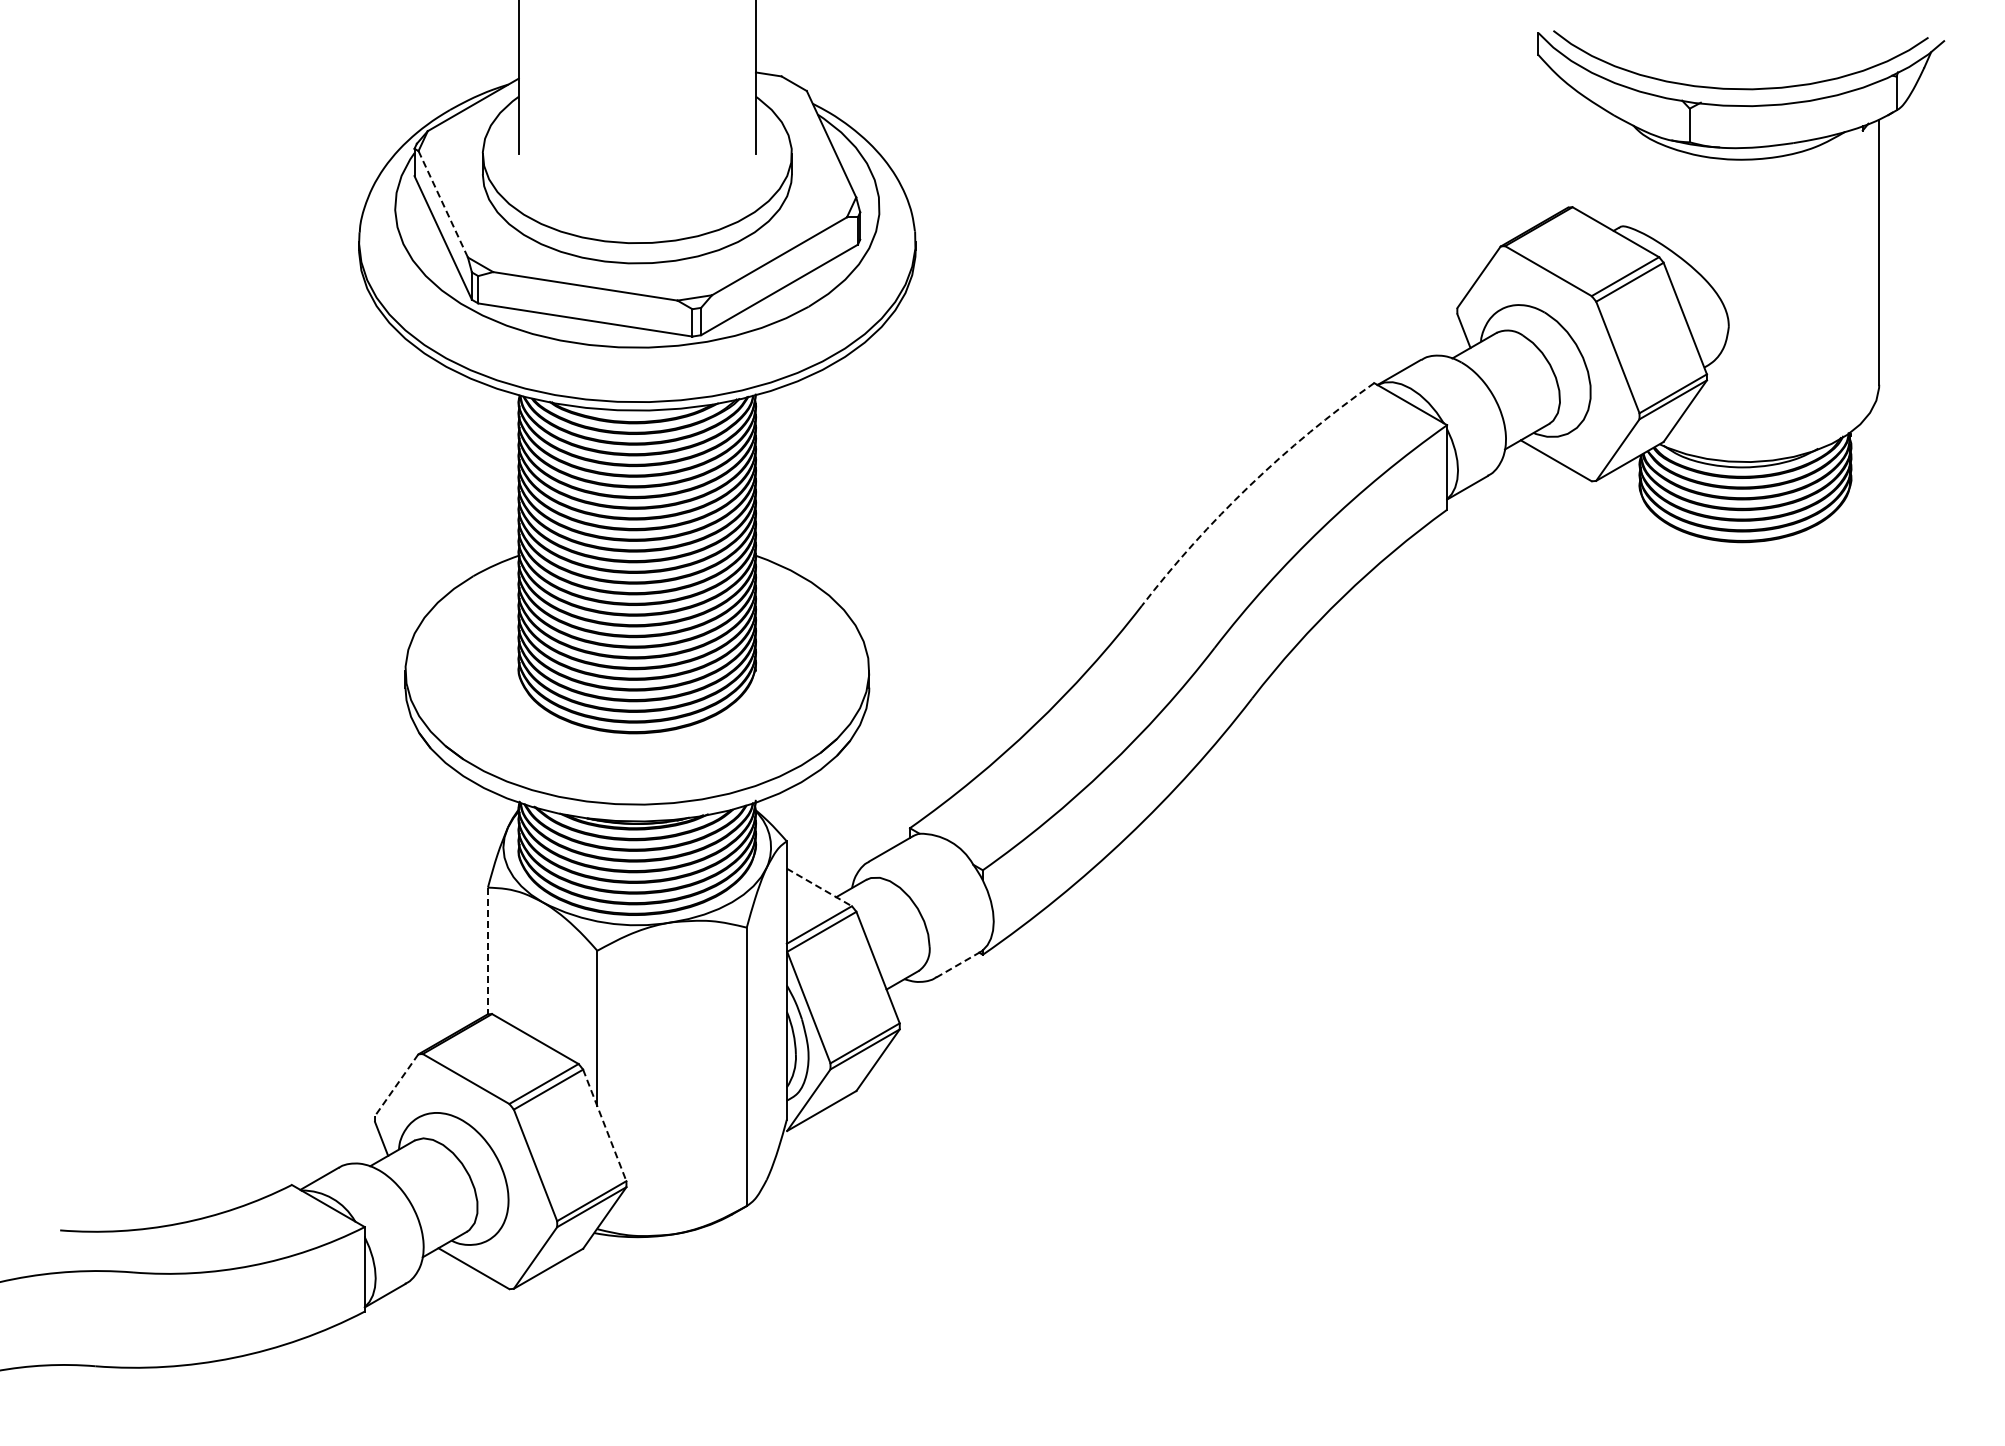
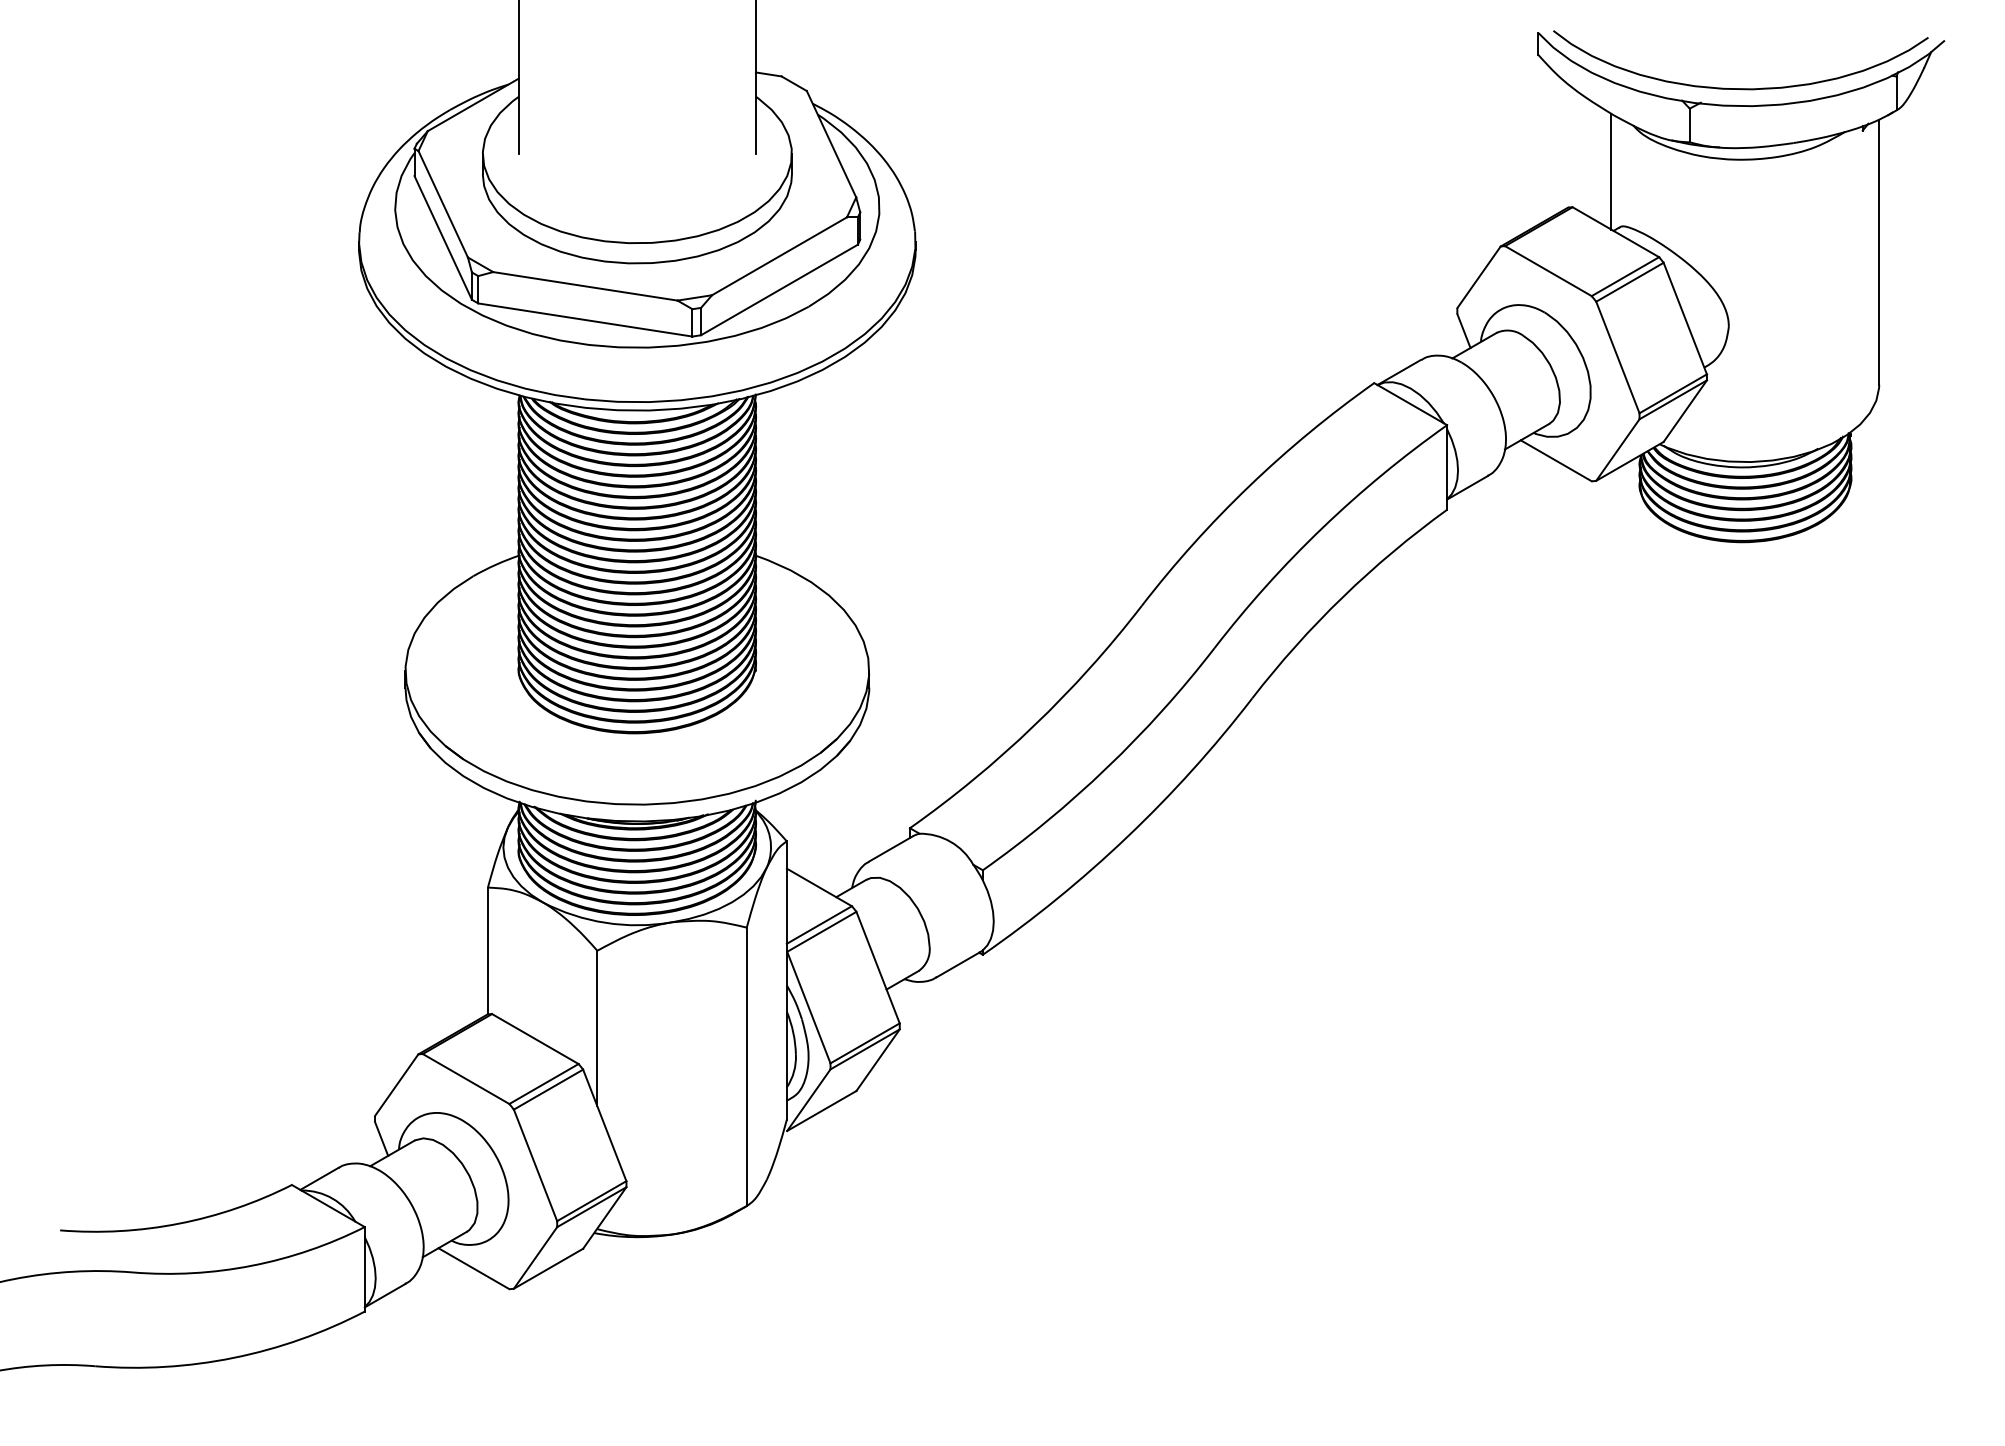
line: none -> present (1611, 171)
line: dashed -> solid (443, 204)
arc: dashed -> solid (1249, 485)
line: dashed -> solid (819, 887)
line: dashed -> solid (487, 951)
line: dashed -> solid (958, 964)
line: dashed -> solid (396, 1085)
line: dashed -> solid (604, 1125)
